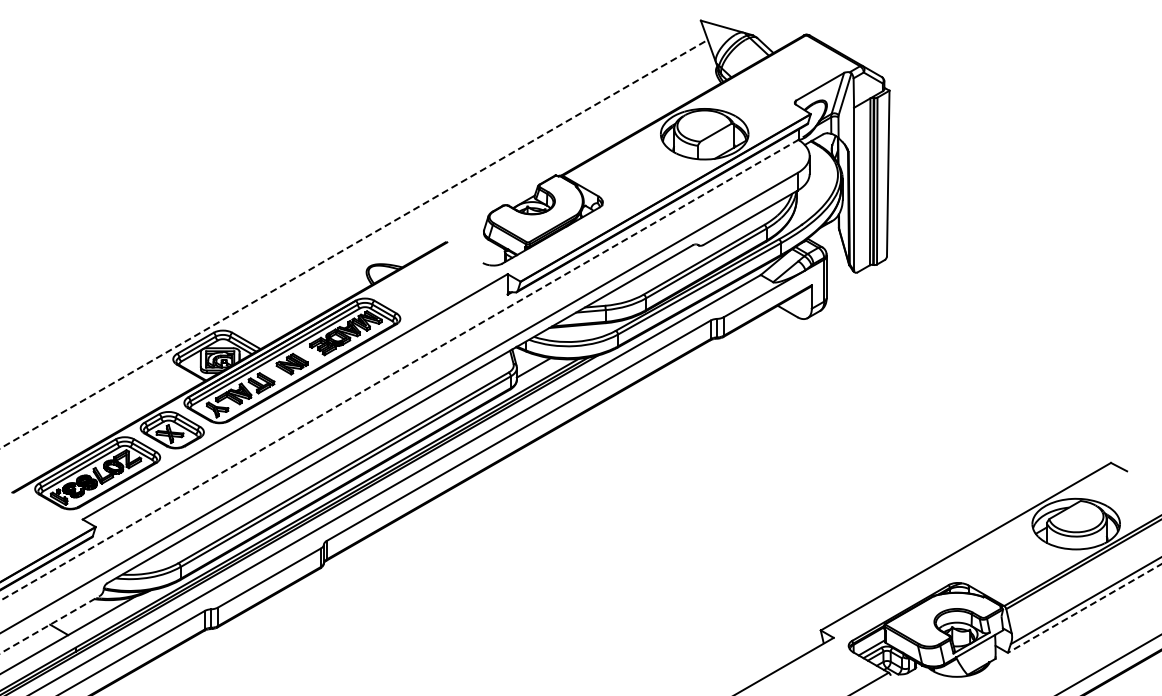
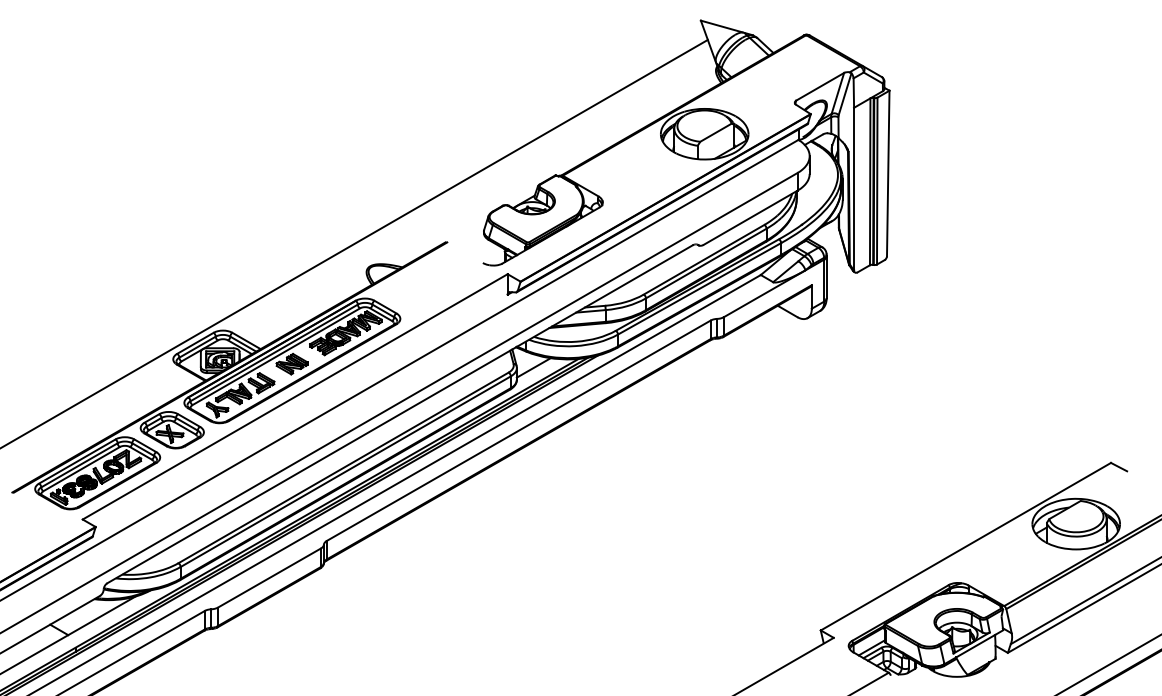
line: dashed -> solid (354, 243)
line: dashed -> solid (399, 370)
line: dashed -> solid (1084, 608)
line: dashed -> solid (50, 624)
